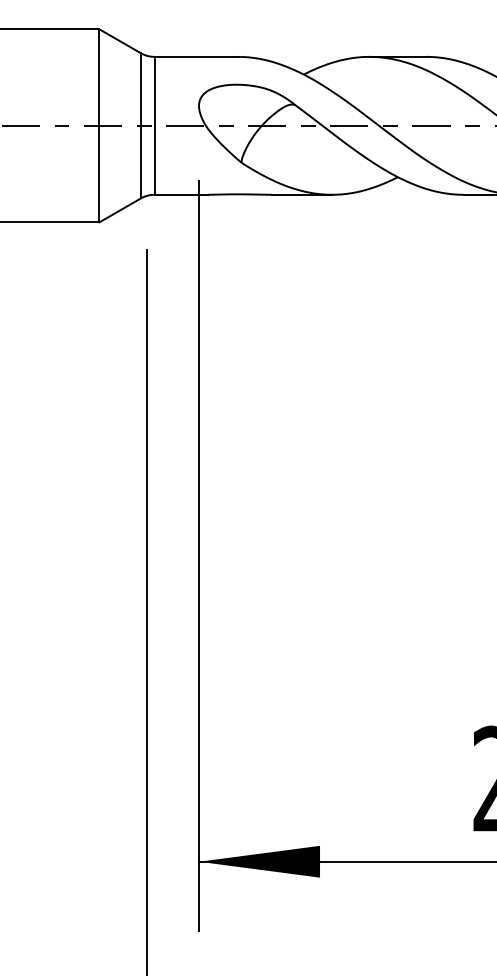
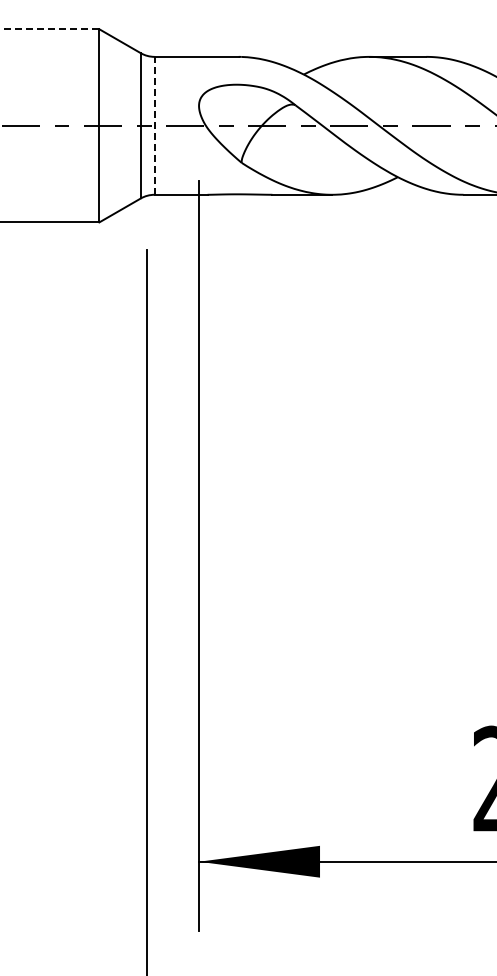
line: solid -> dashed (49, 29)
line: solid -> dashed (154, 125)
